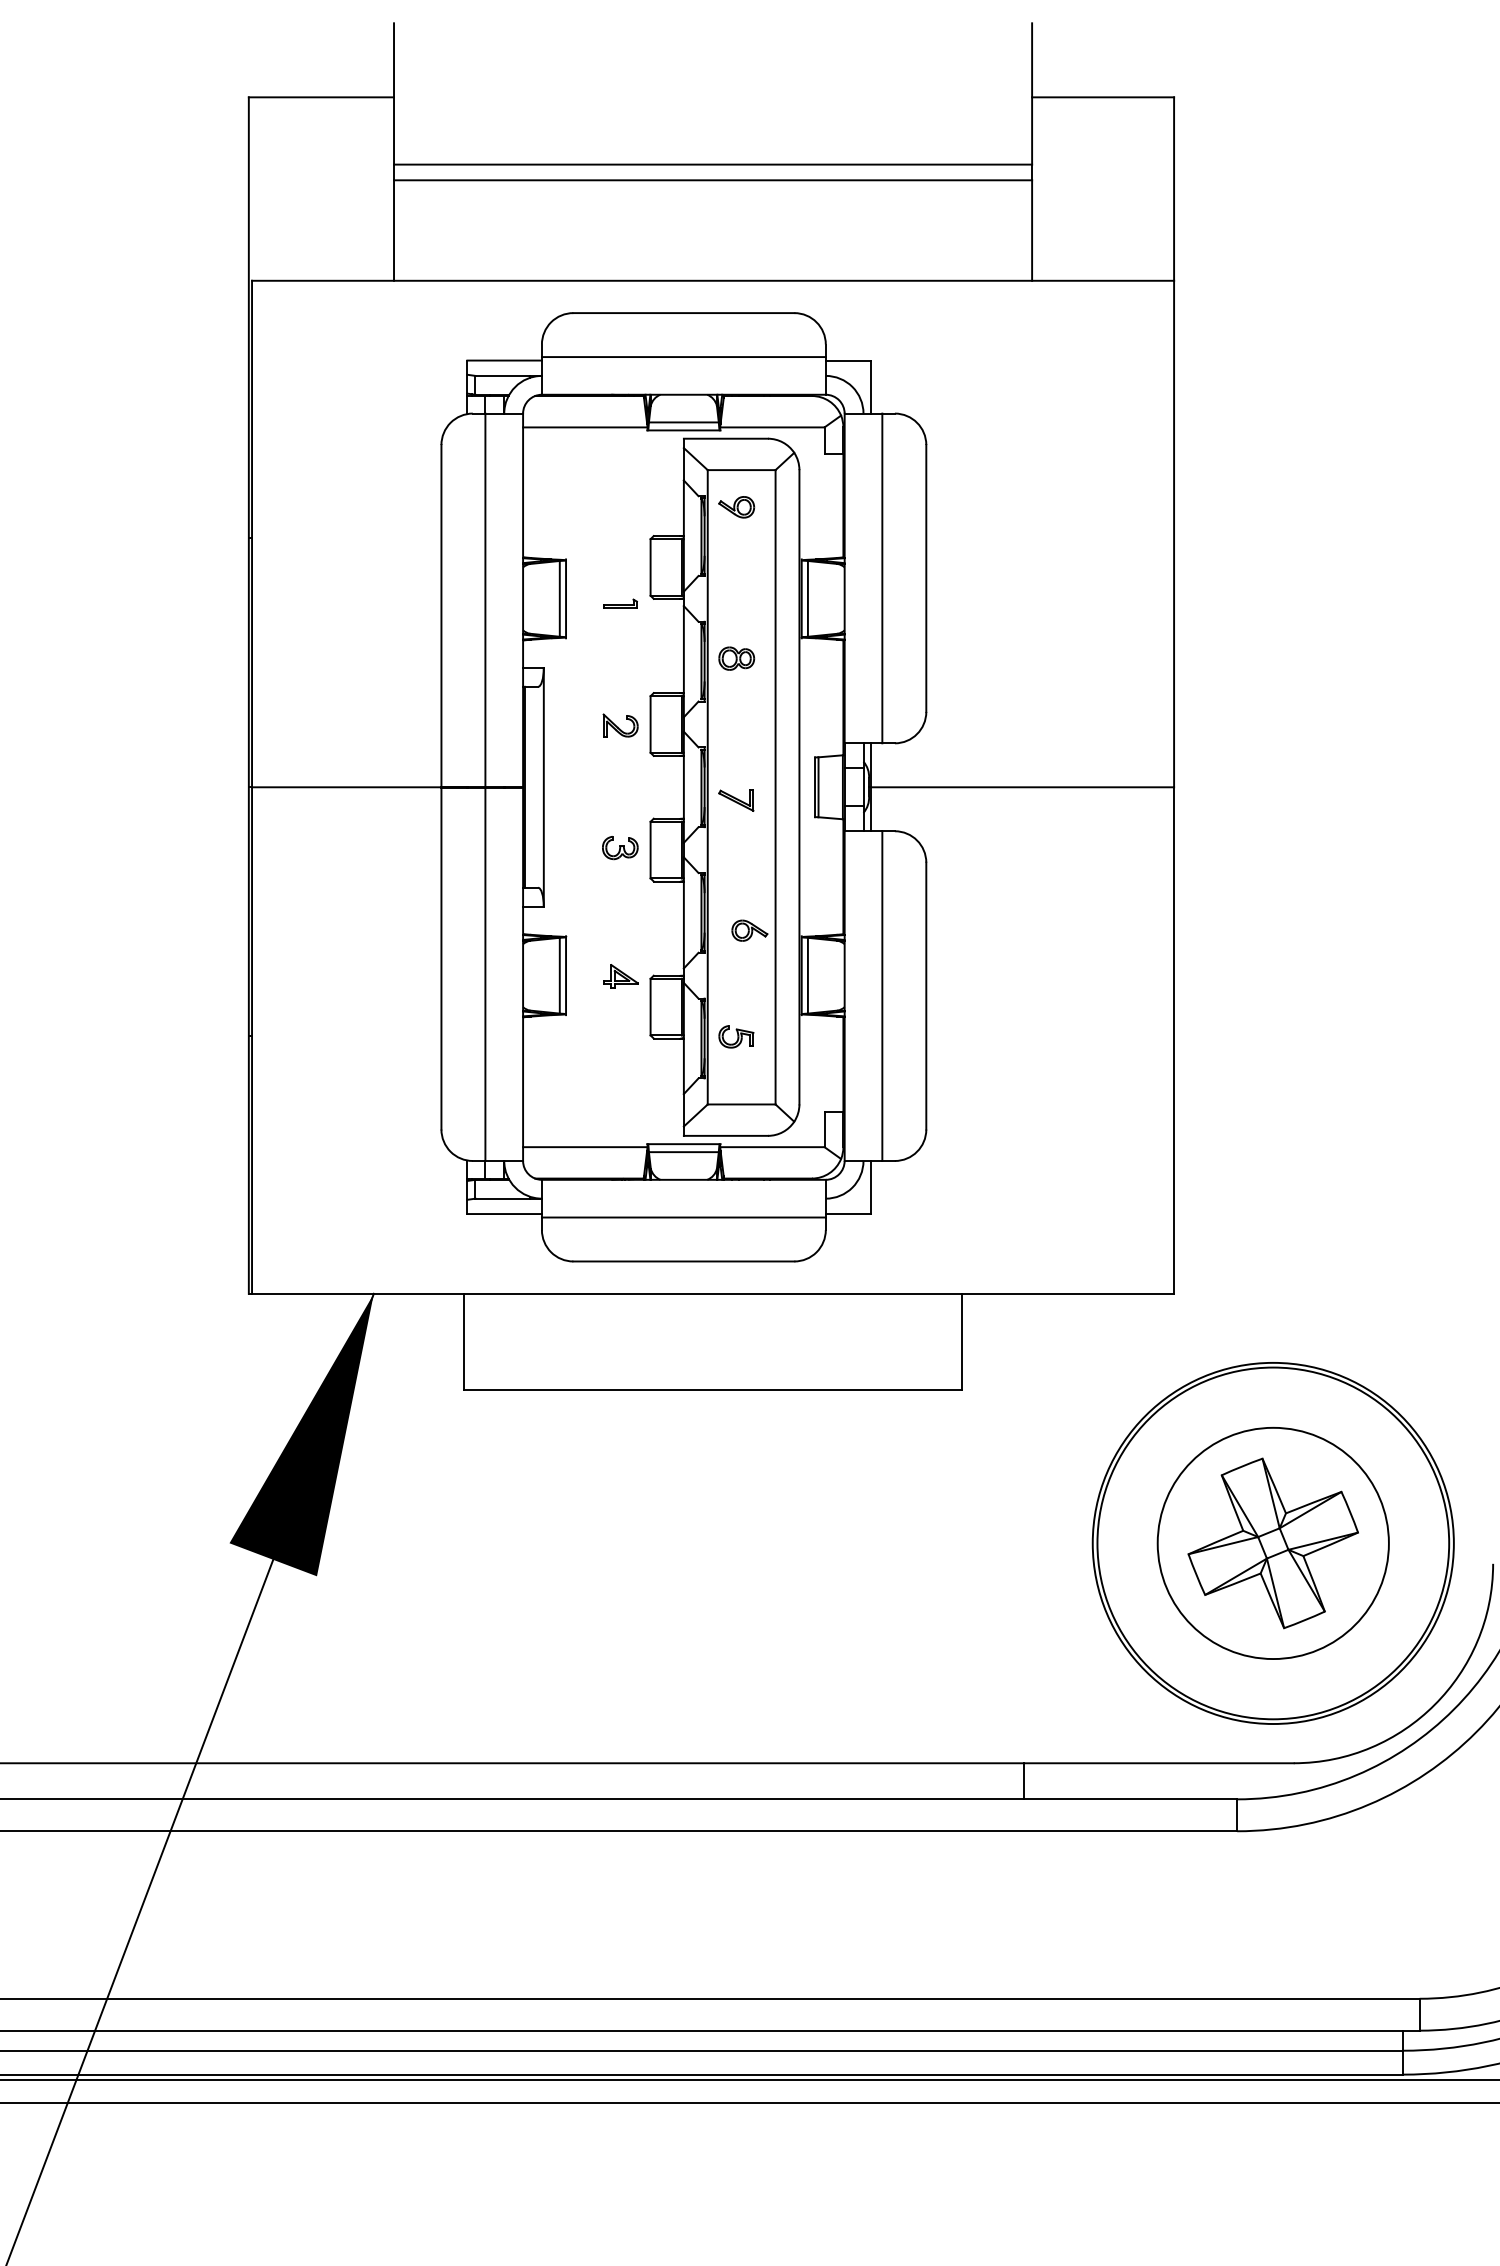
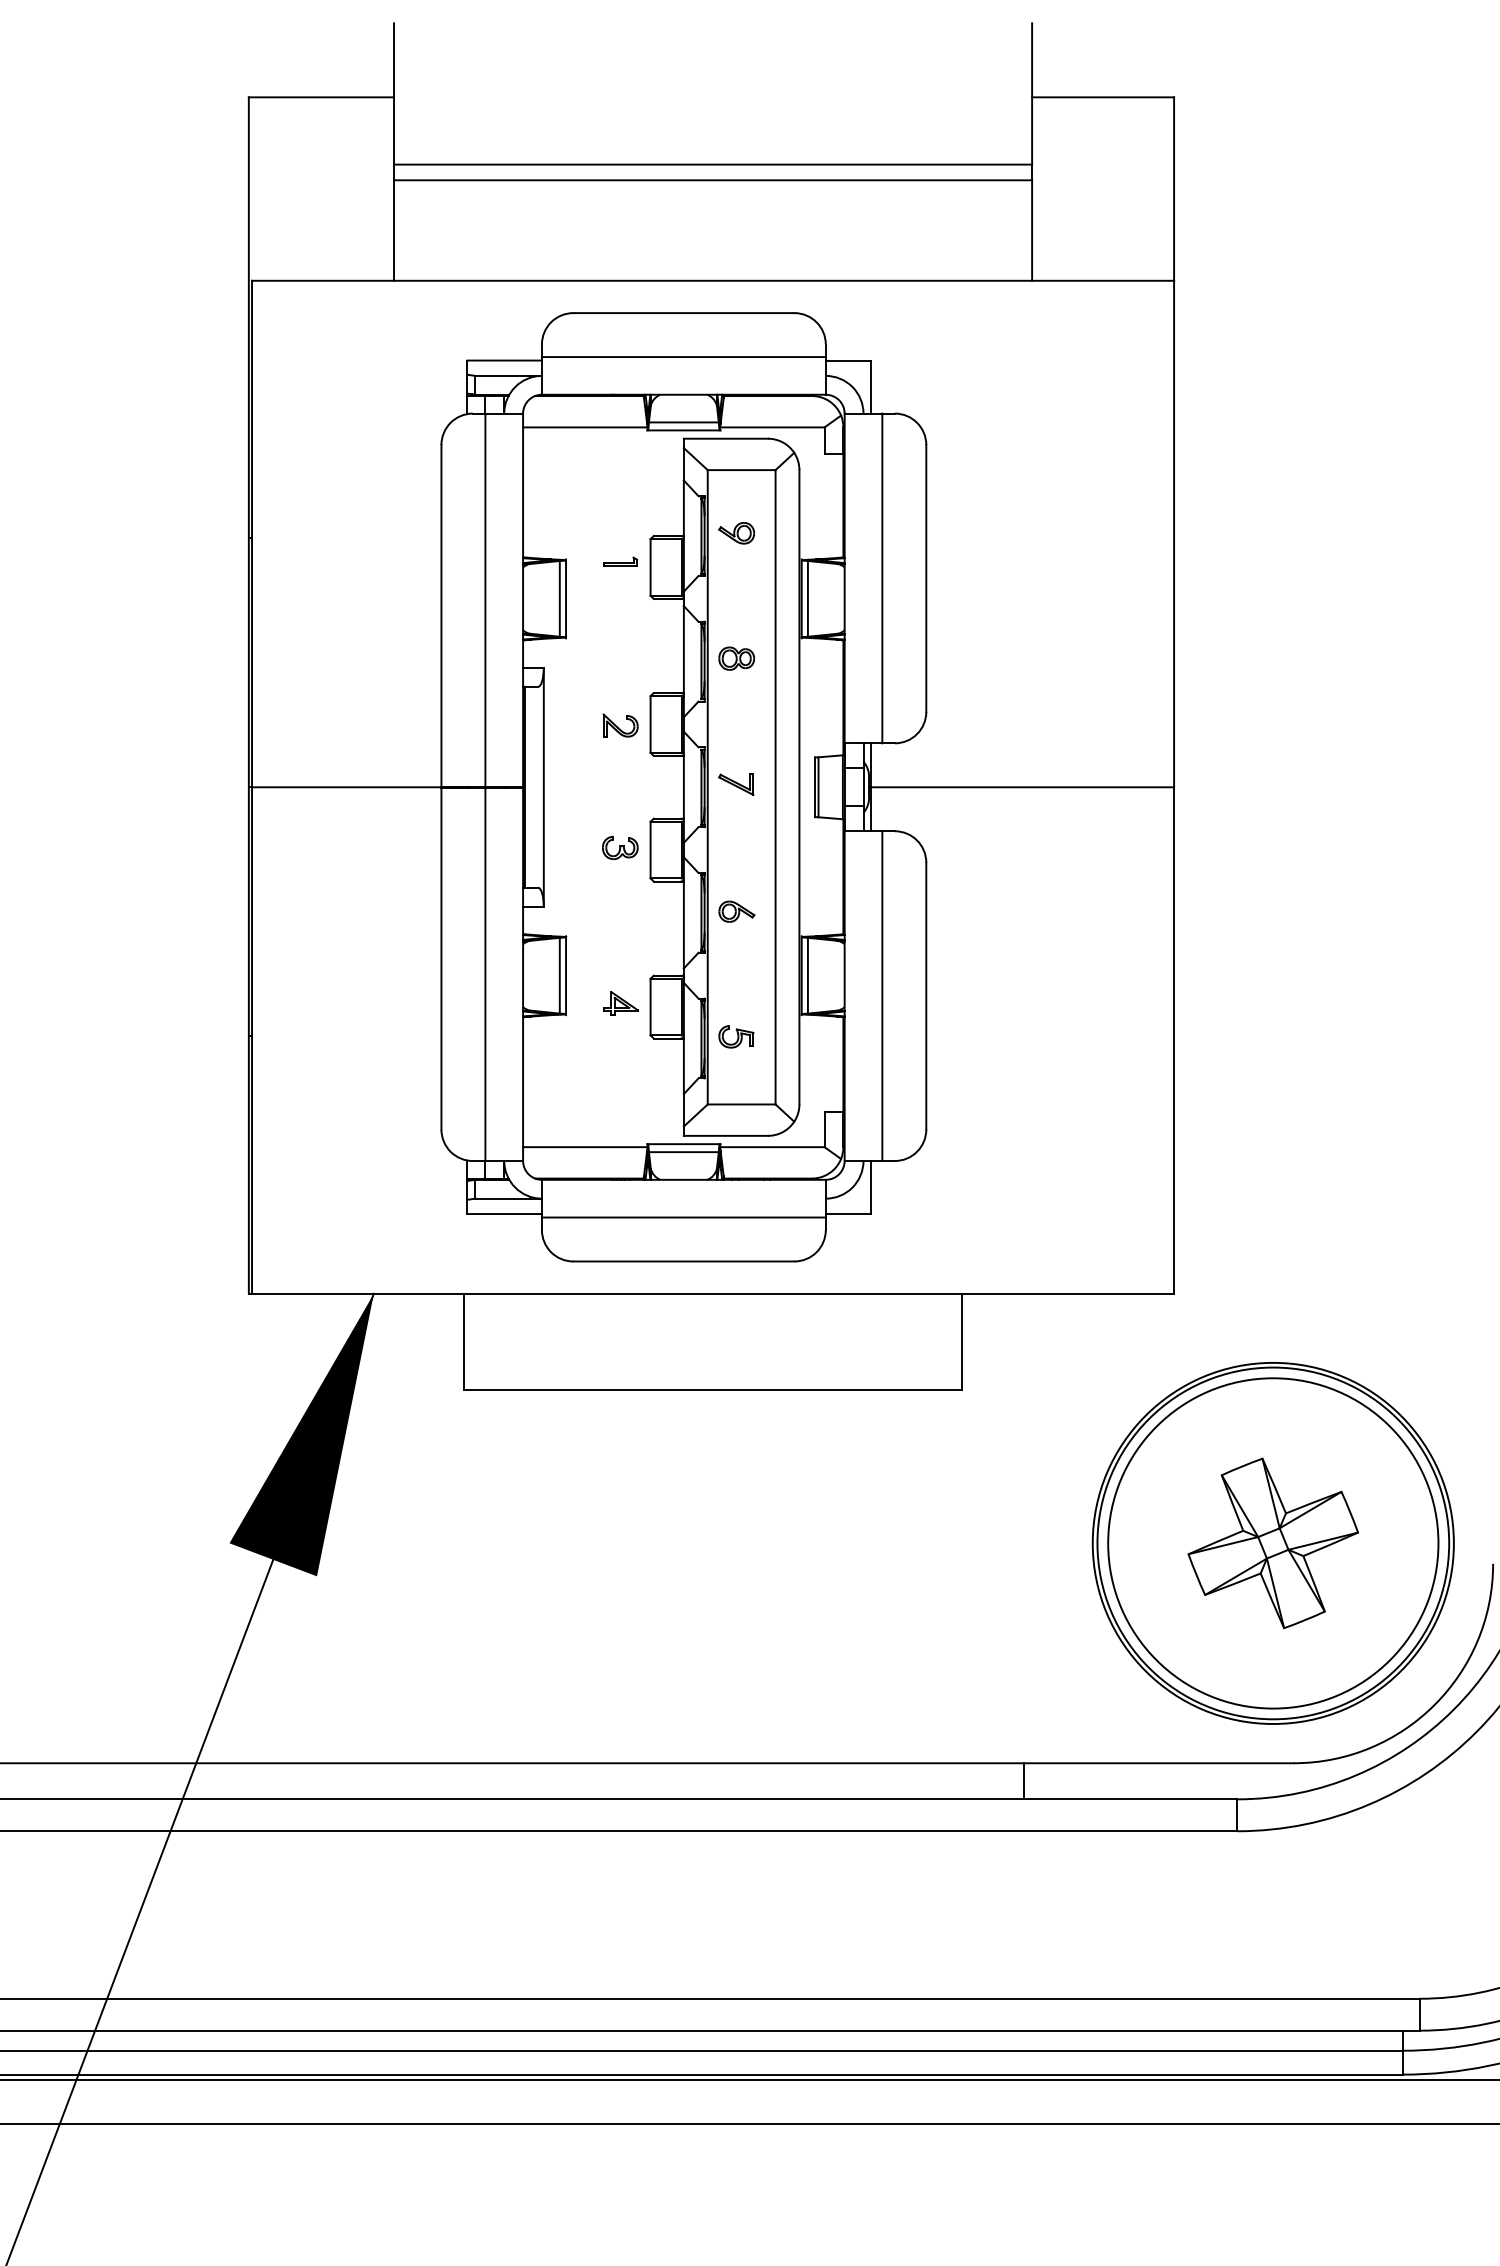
part position: (736, 507) -> (736, 533) (736, 533)
part position: (620, 603) -> (620, 561) (620, 561)
part position: (736, 800) -> (736, 784) (736, 784)
part position: (749, 930) -> (736, 911) (736, 911)
part position: (620, 976) -> (620, 1003) (620, 1003)
circle diameter: 231 px -> 330 px (1273, 1543)
line position: (749, 2103) -> (749, 2124) (749, 2124)
